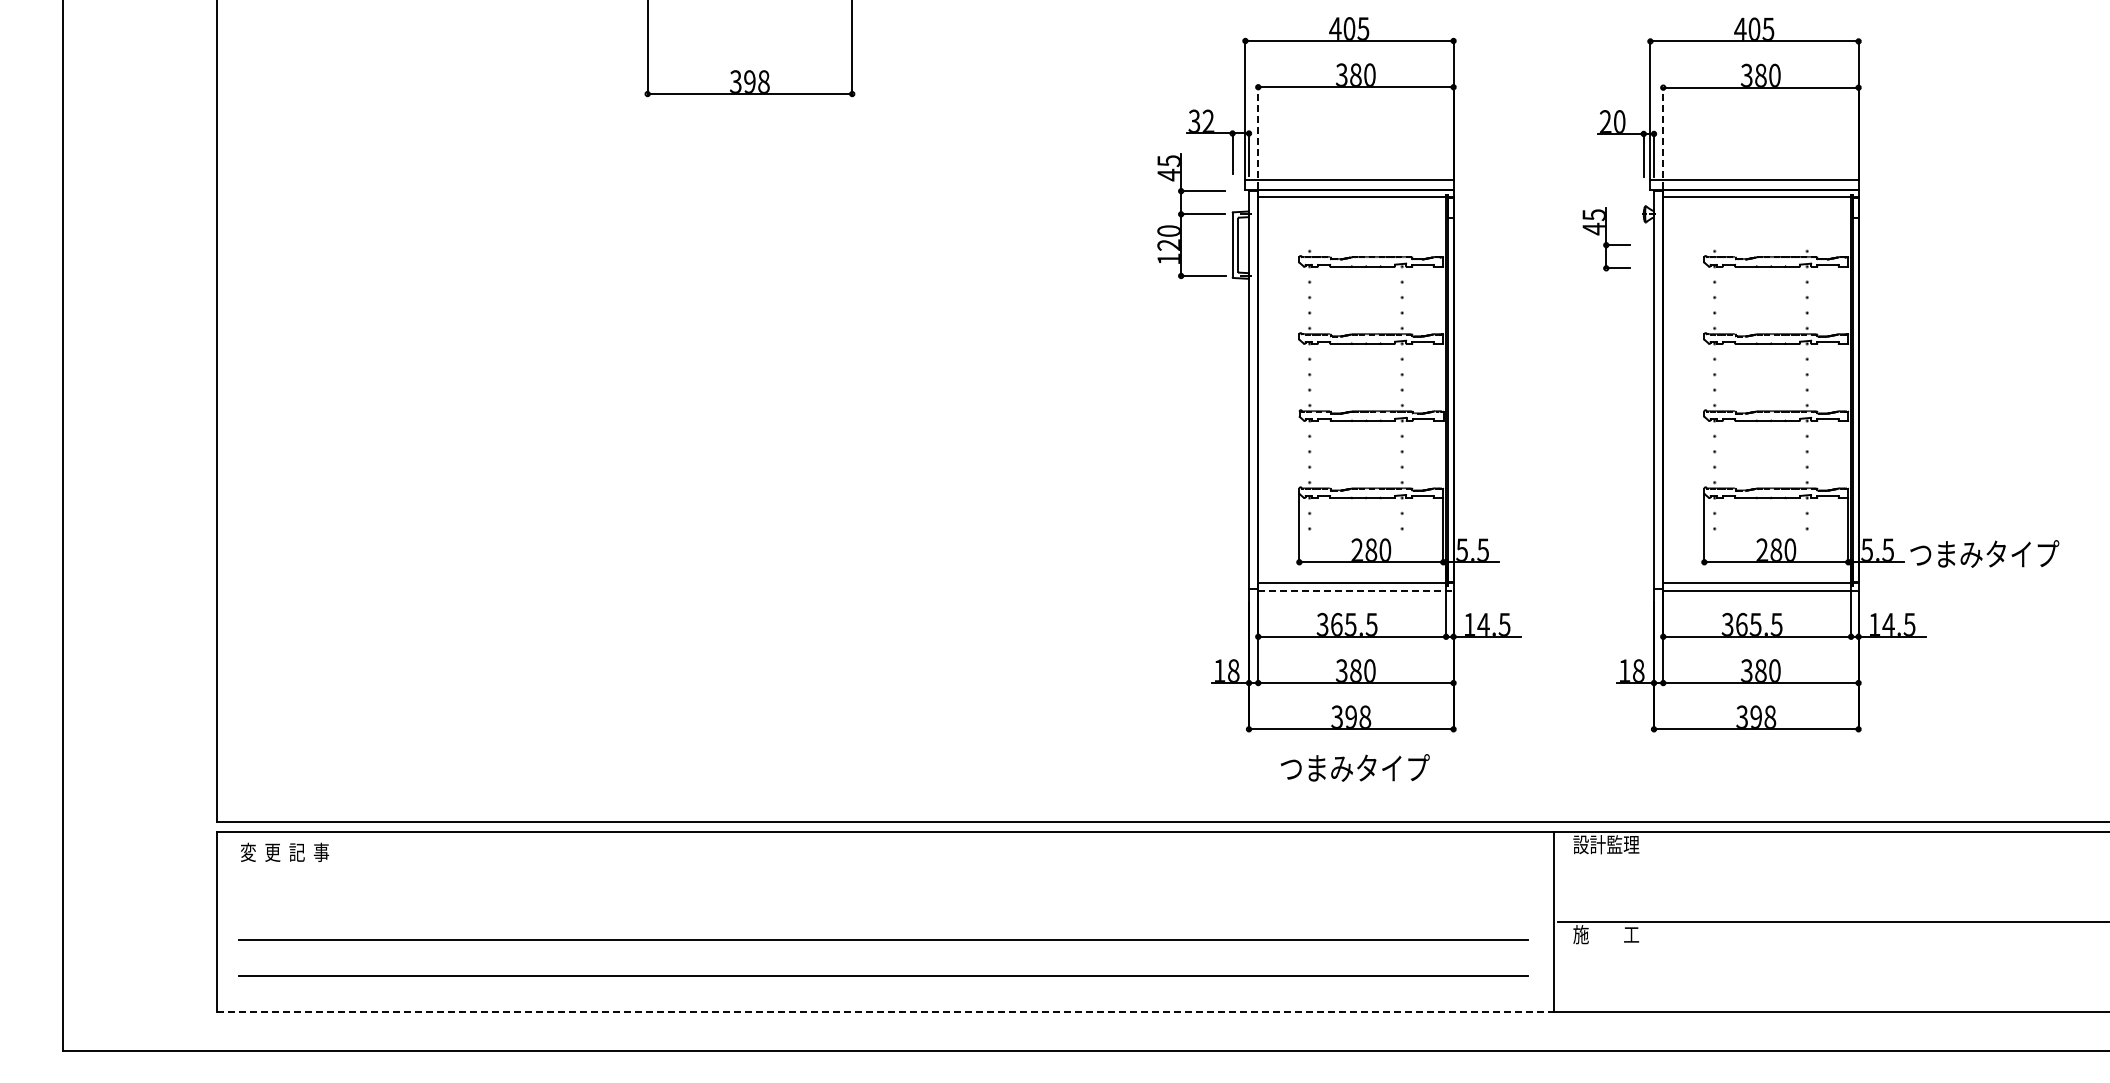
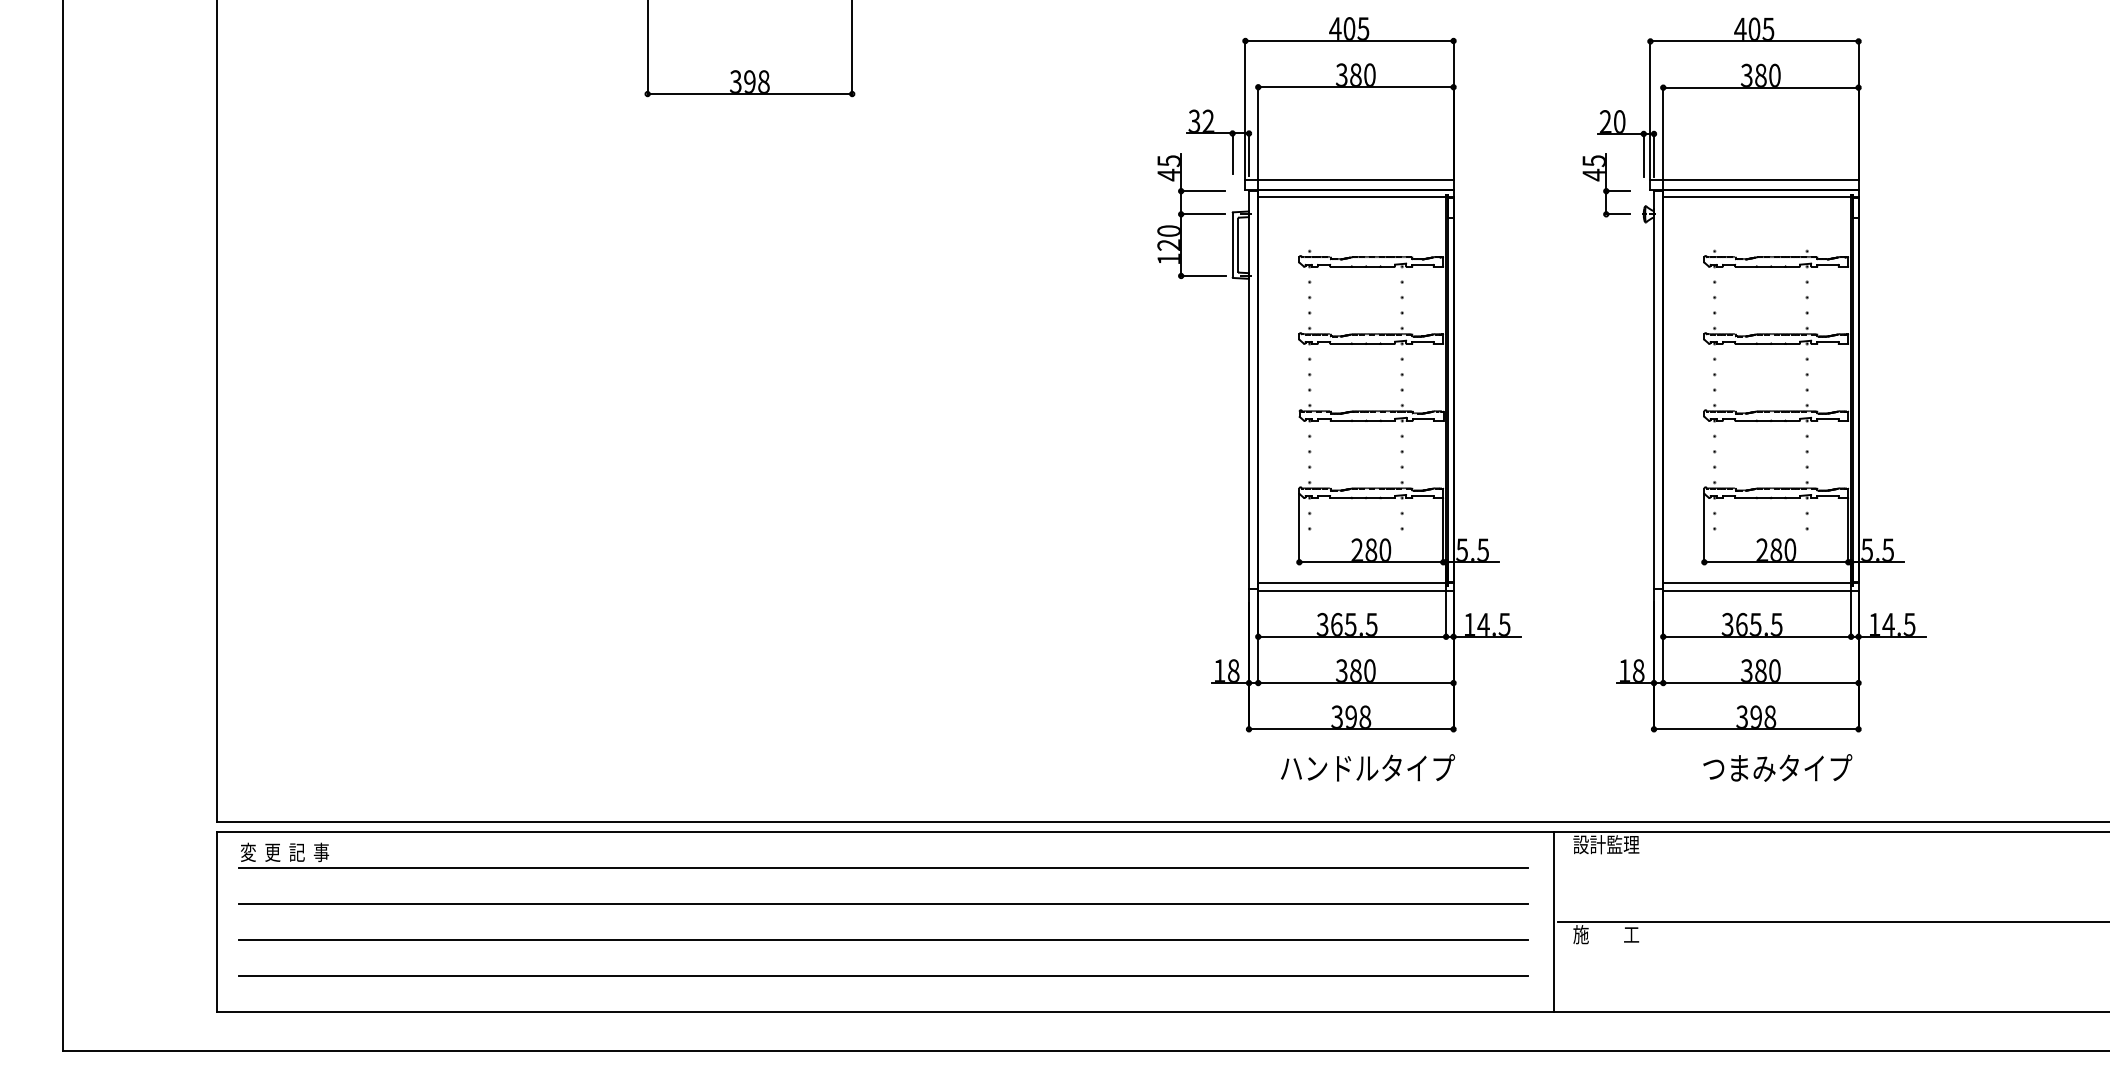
line: dashed -> solid (1258, 137)
line: dashed -> solid (1663, 138)
part position: (1606, 239) -> (1606, 185) (1606, 185)
text position: (1984, 553) -> (1777, 767) (1777, 767)
line: dashed -> solid (1355, 590)
text: つまみタイプ -> ハンドルタイプ (1368, 767)
line: none -> present (883, 868)
line: none -> present (883, 904)
line: dashed -> solid (886, 1012)
